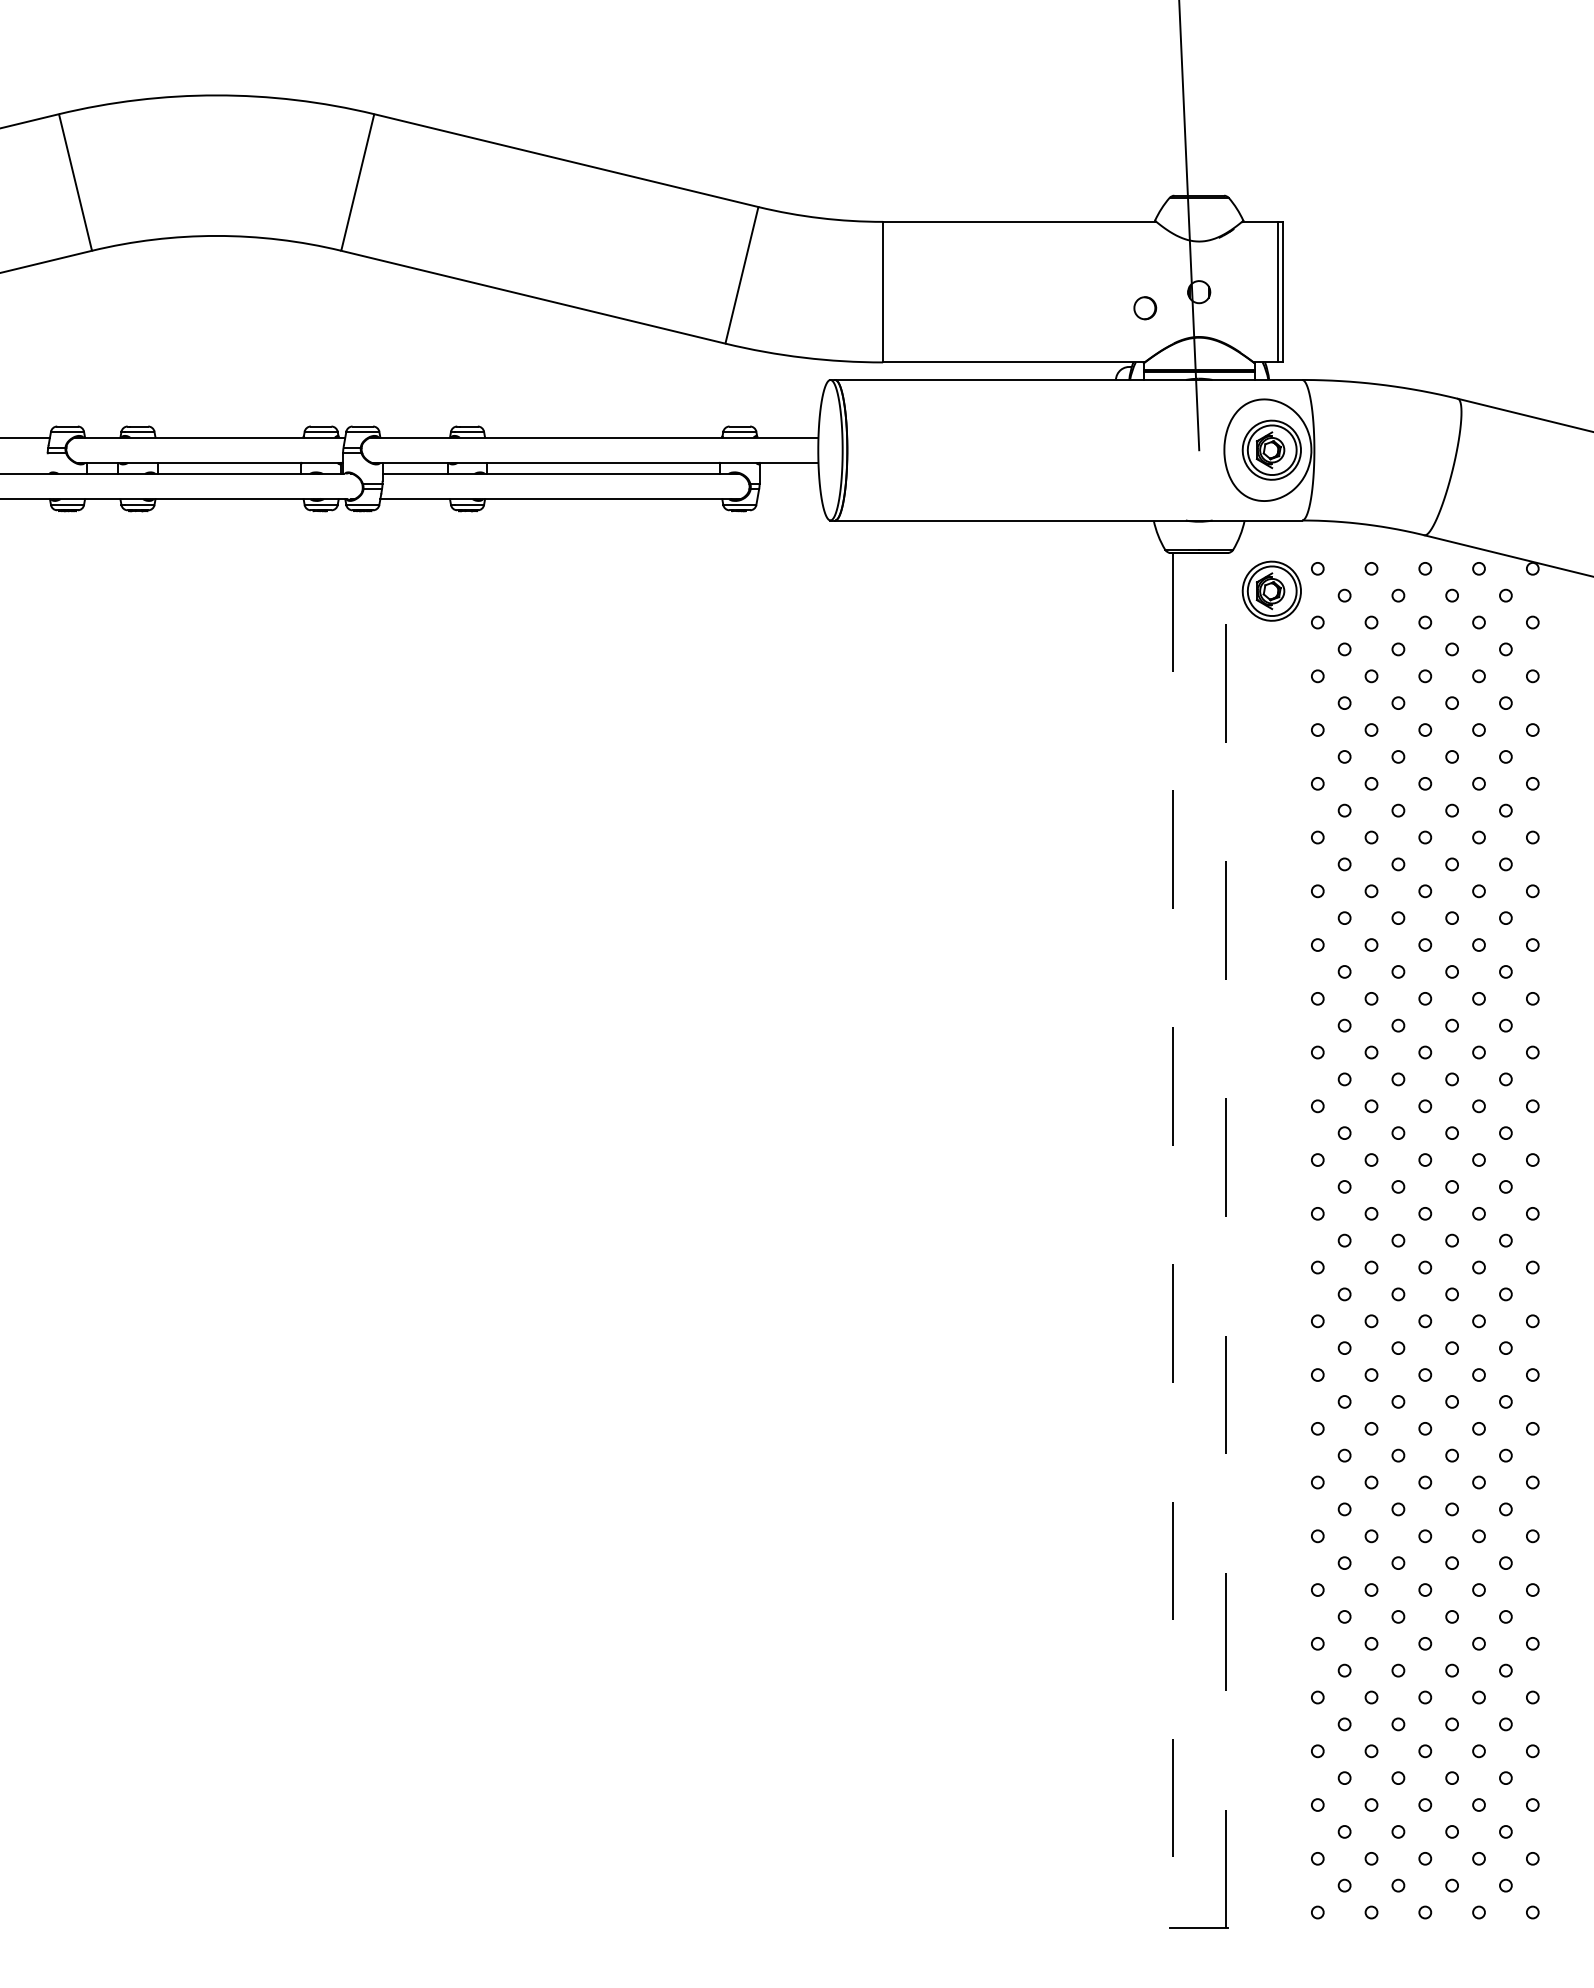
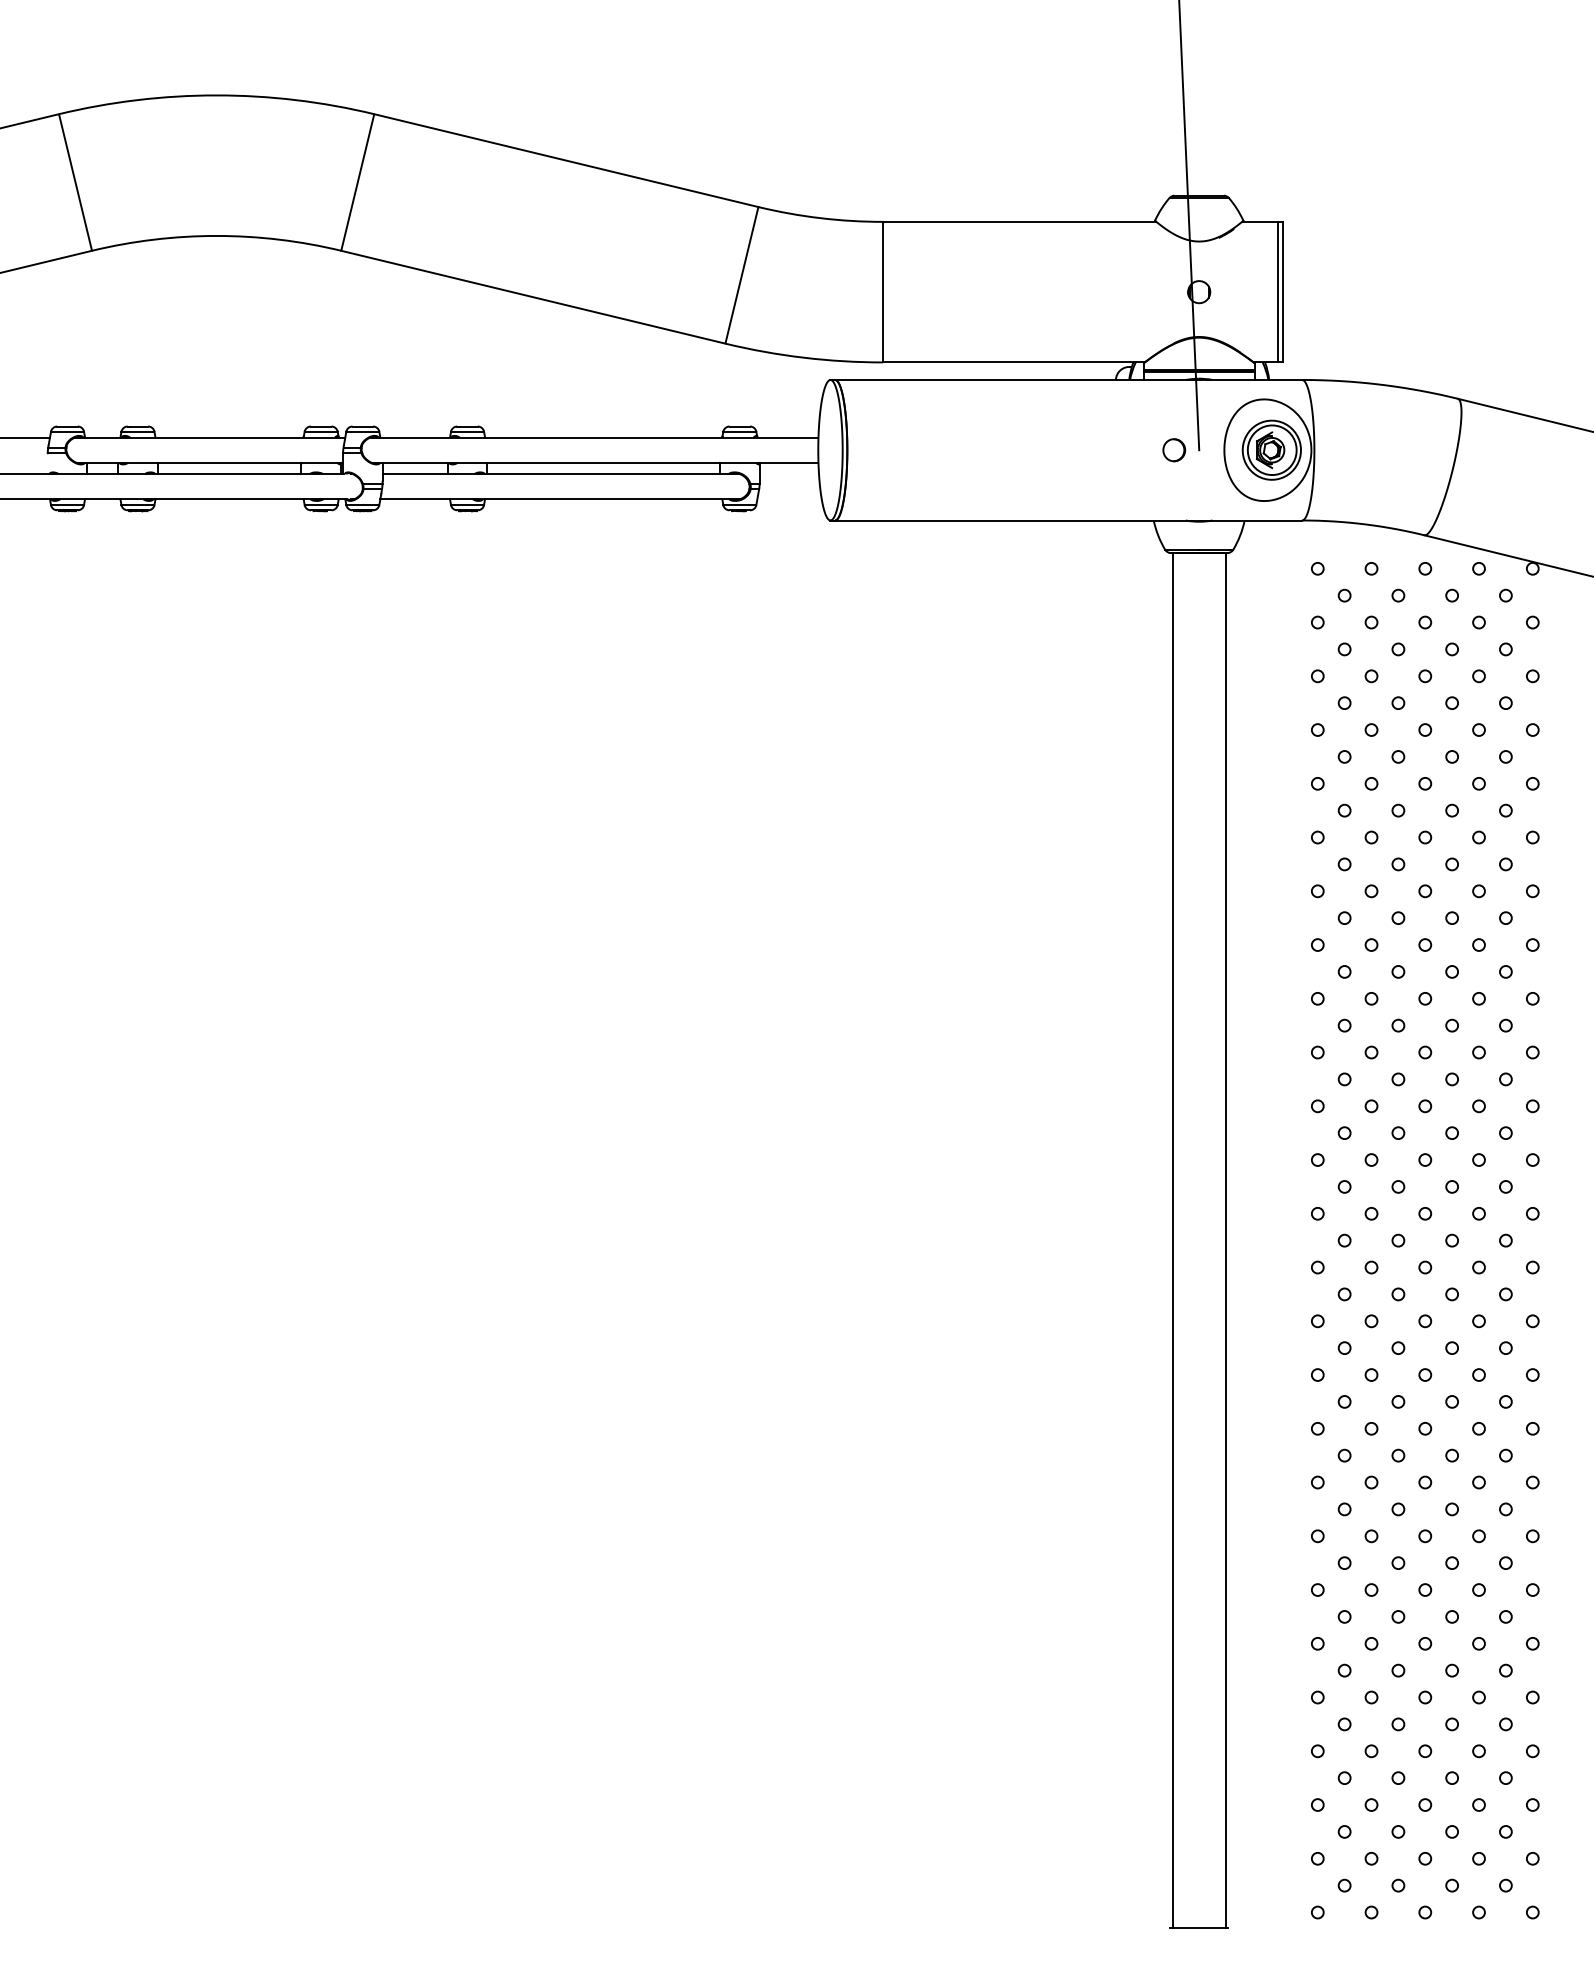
part position: (1145, 308) -> (1174, 450) (1174, 450)
part: present -> none (1271, 590)
line: dashed -> solid (1172, 1240)
line: dashed -> solid (1225, 1240)
